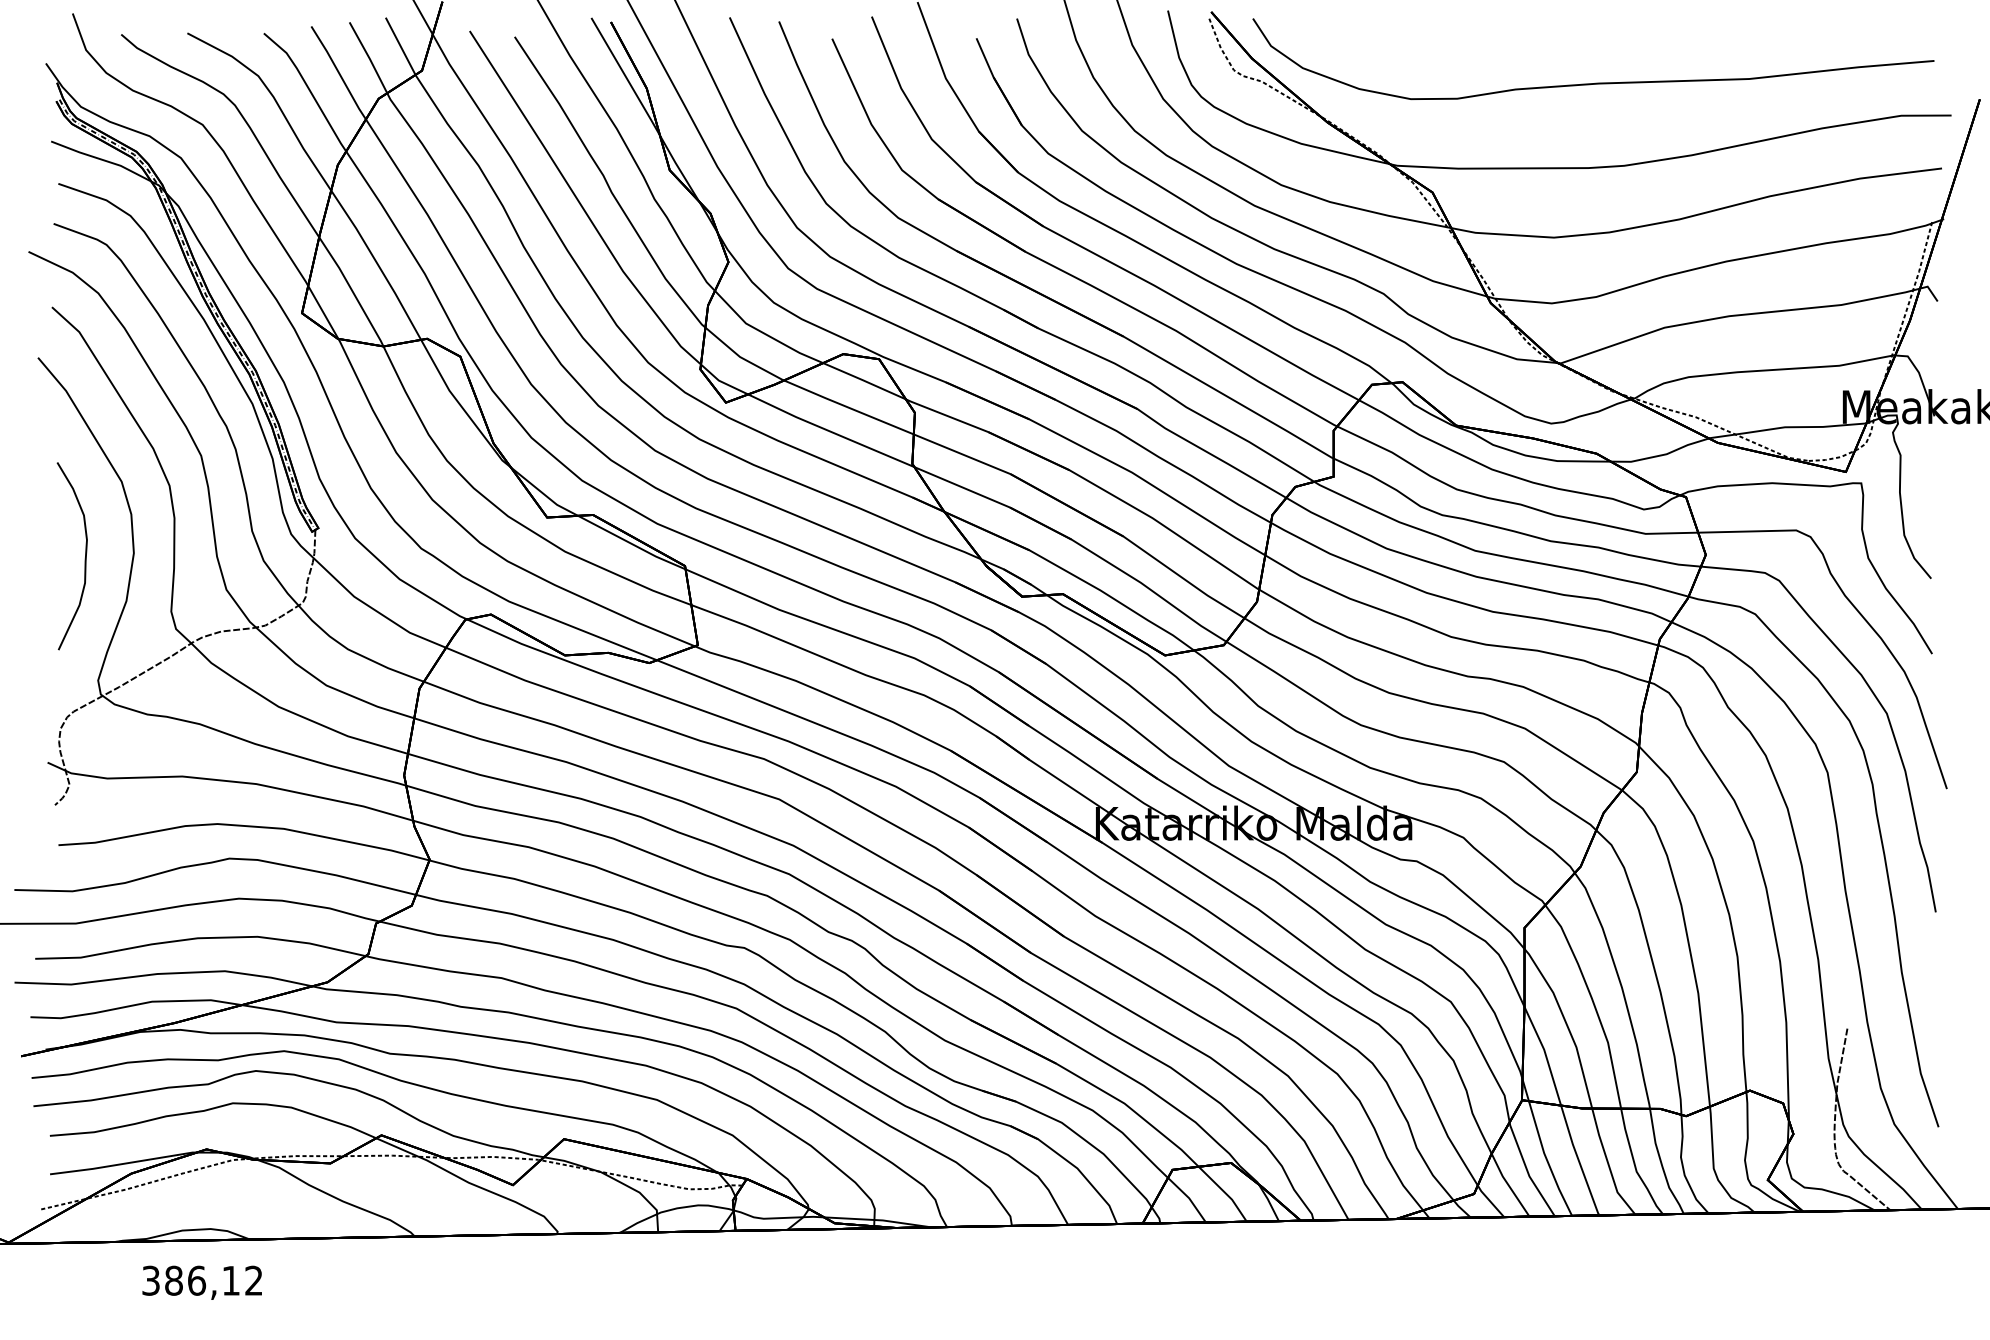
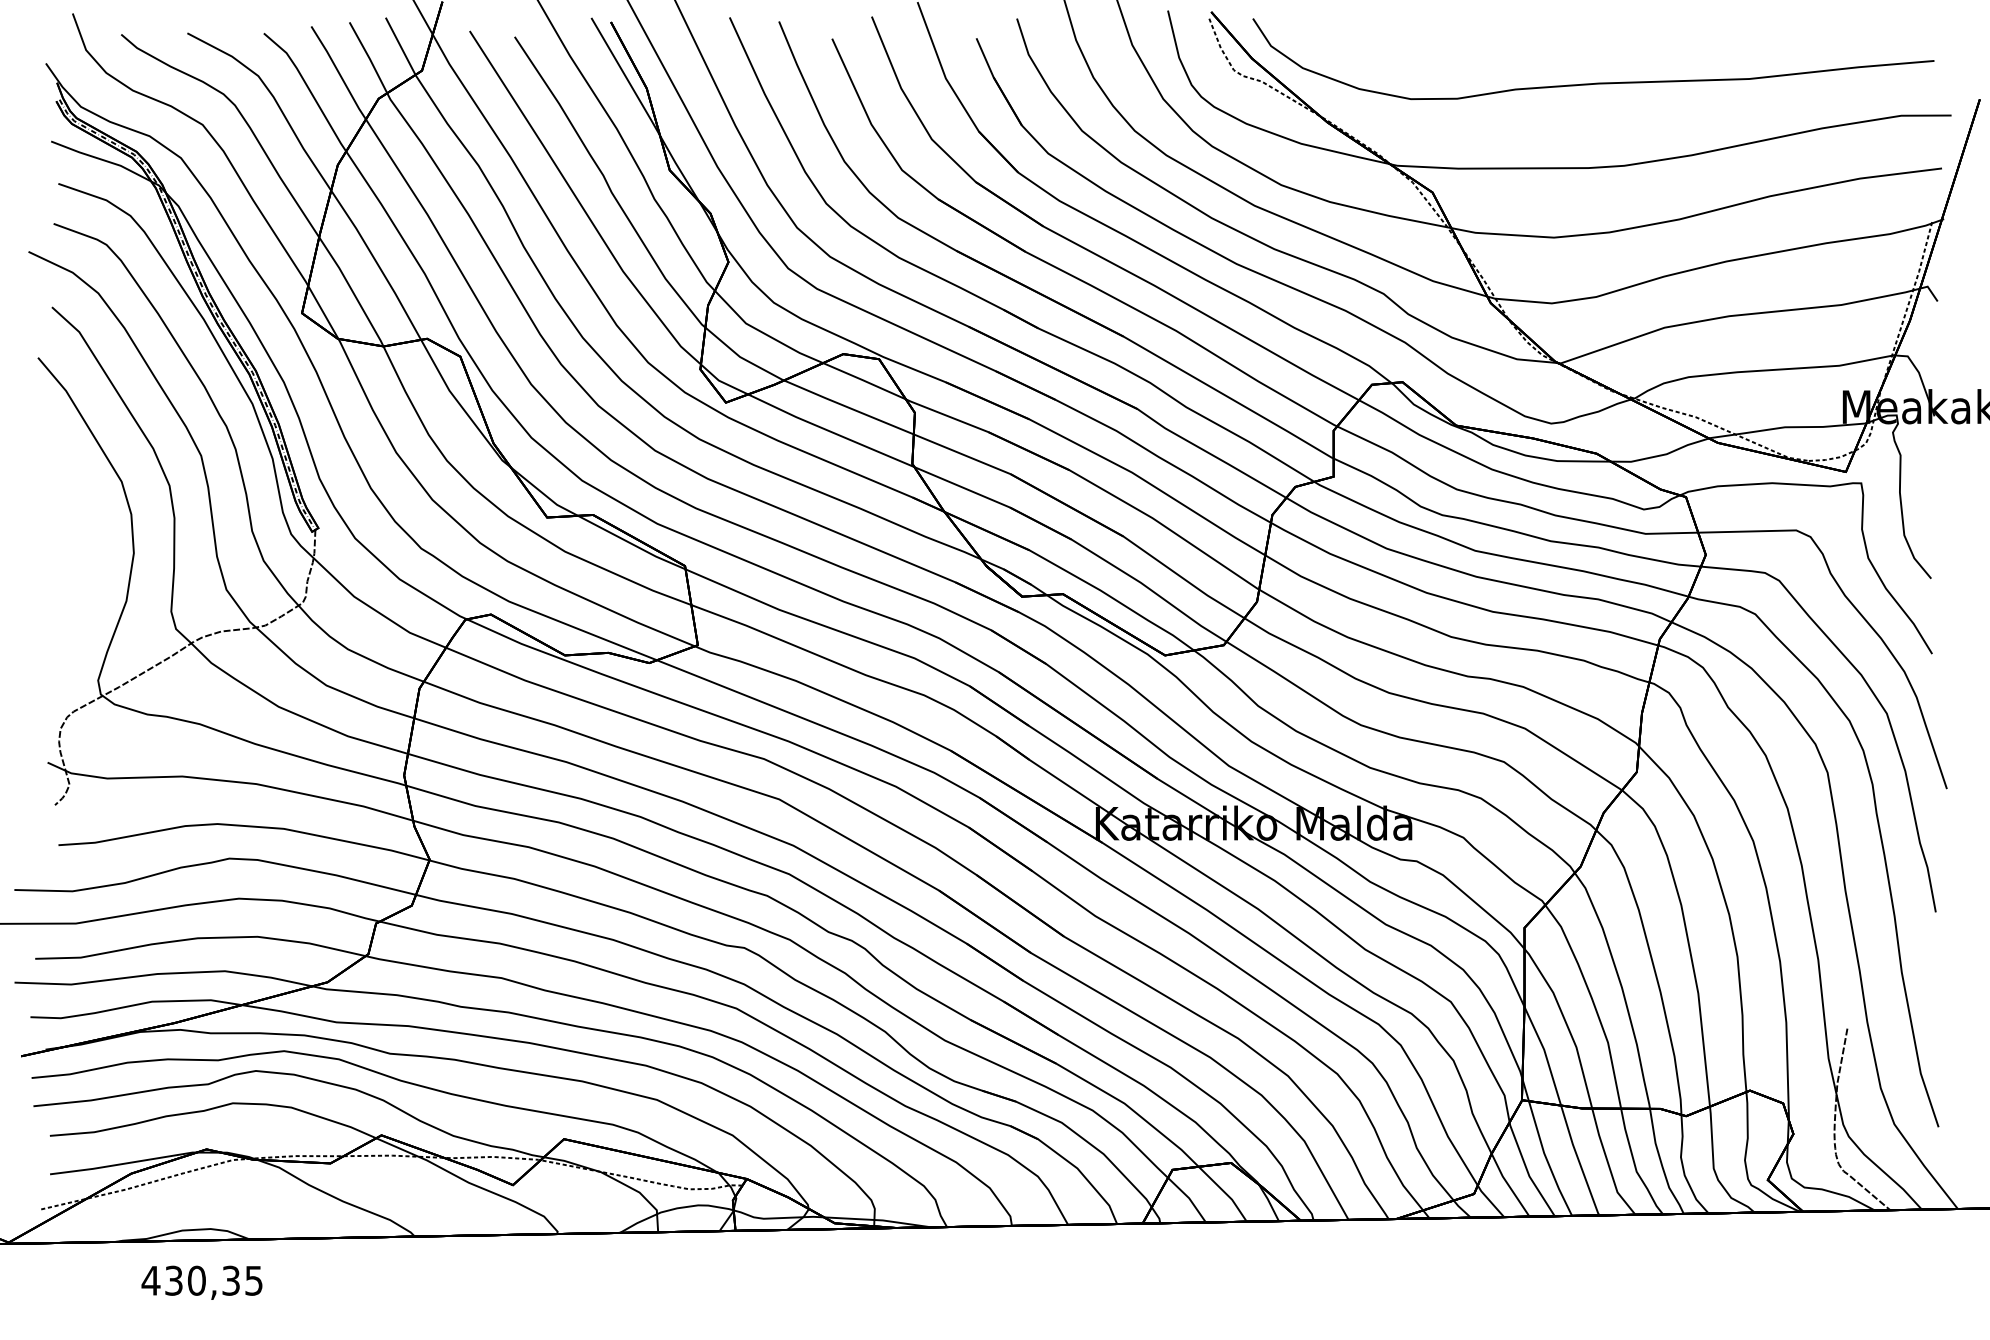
curve: present -> none (84, 558)
text: 386,12 -> 430,35 (201, 1280)
